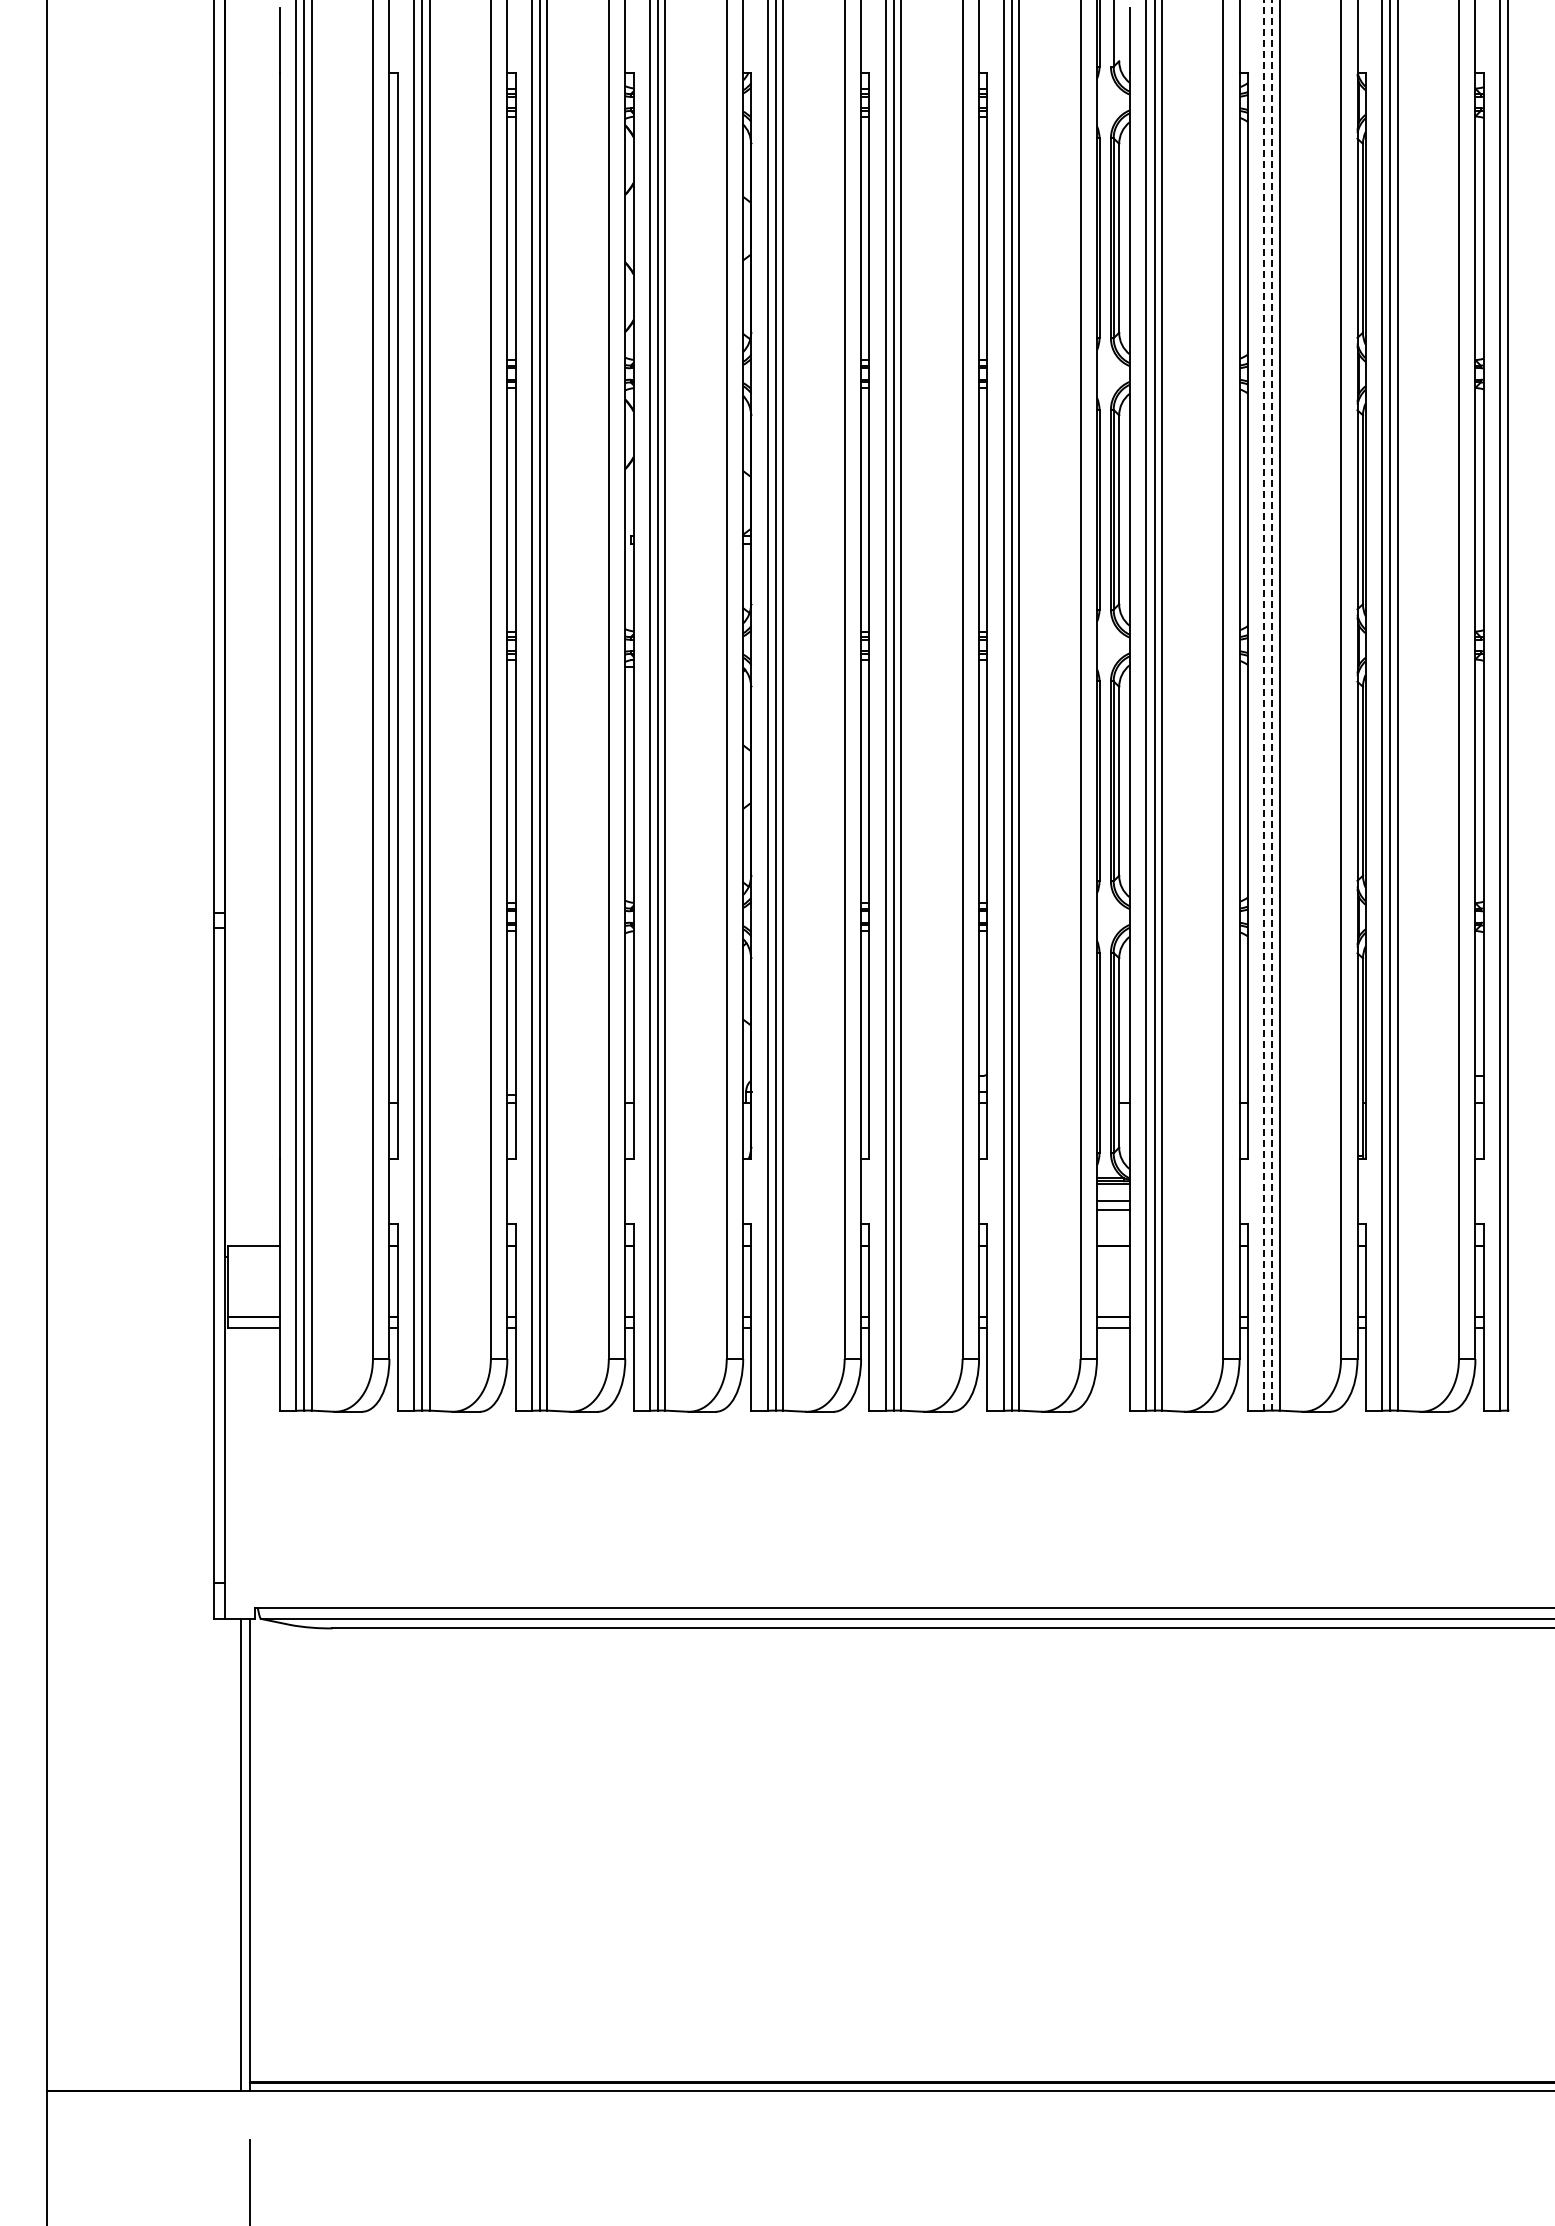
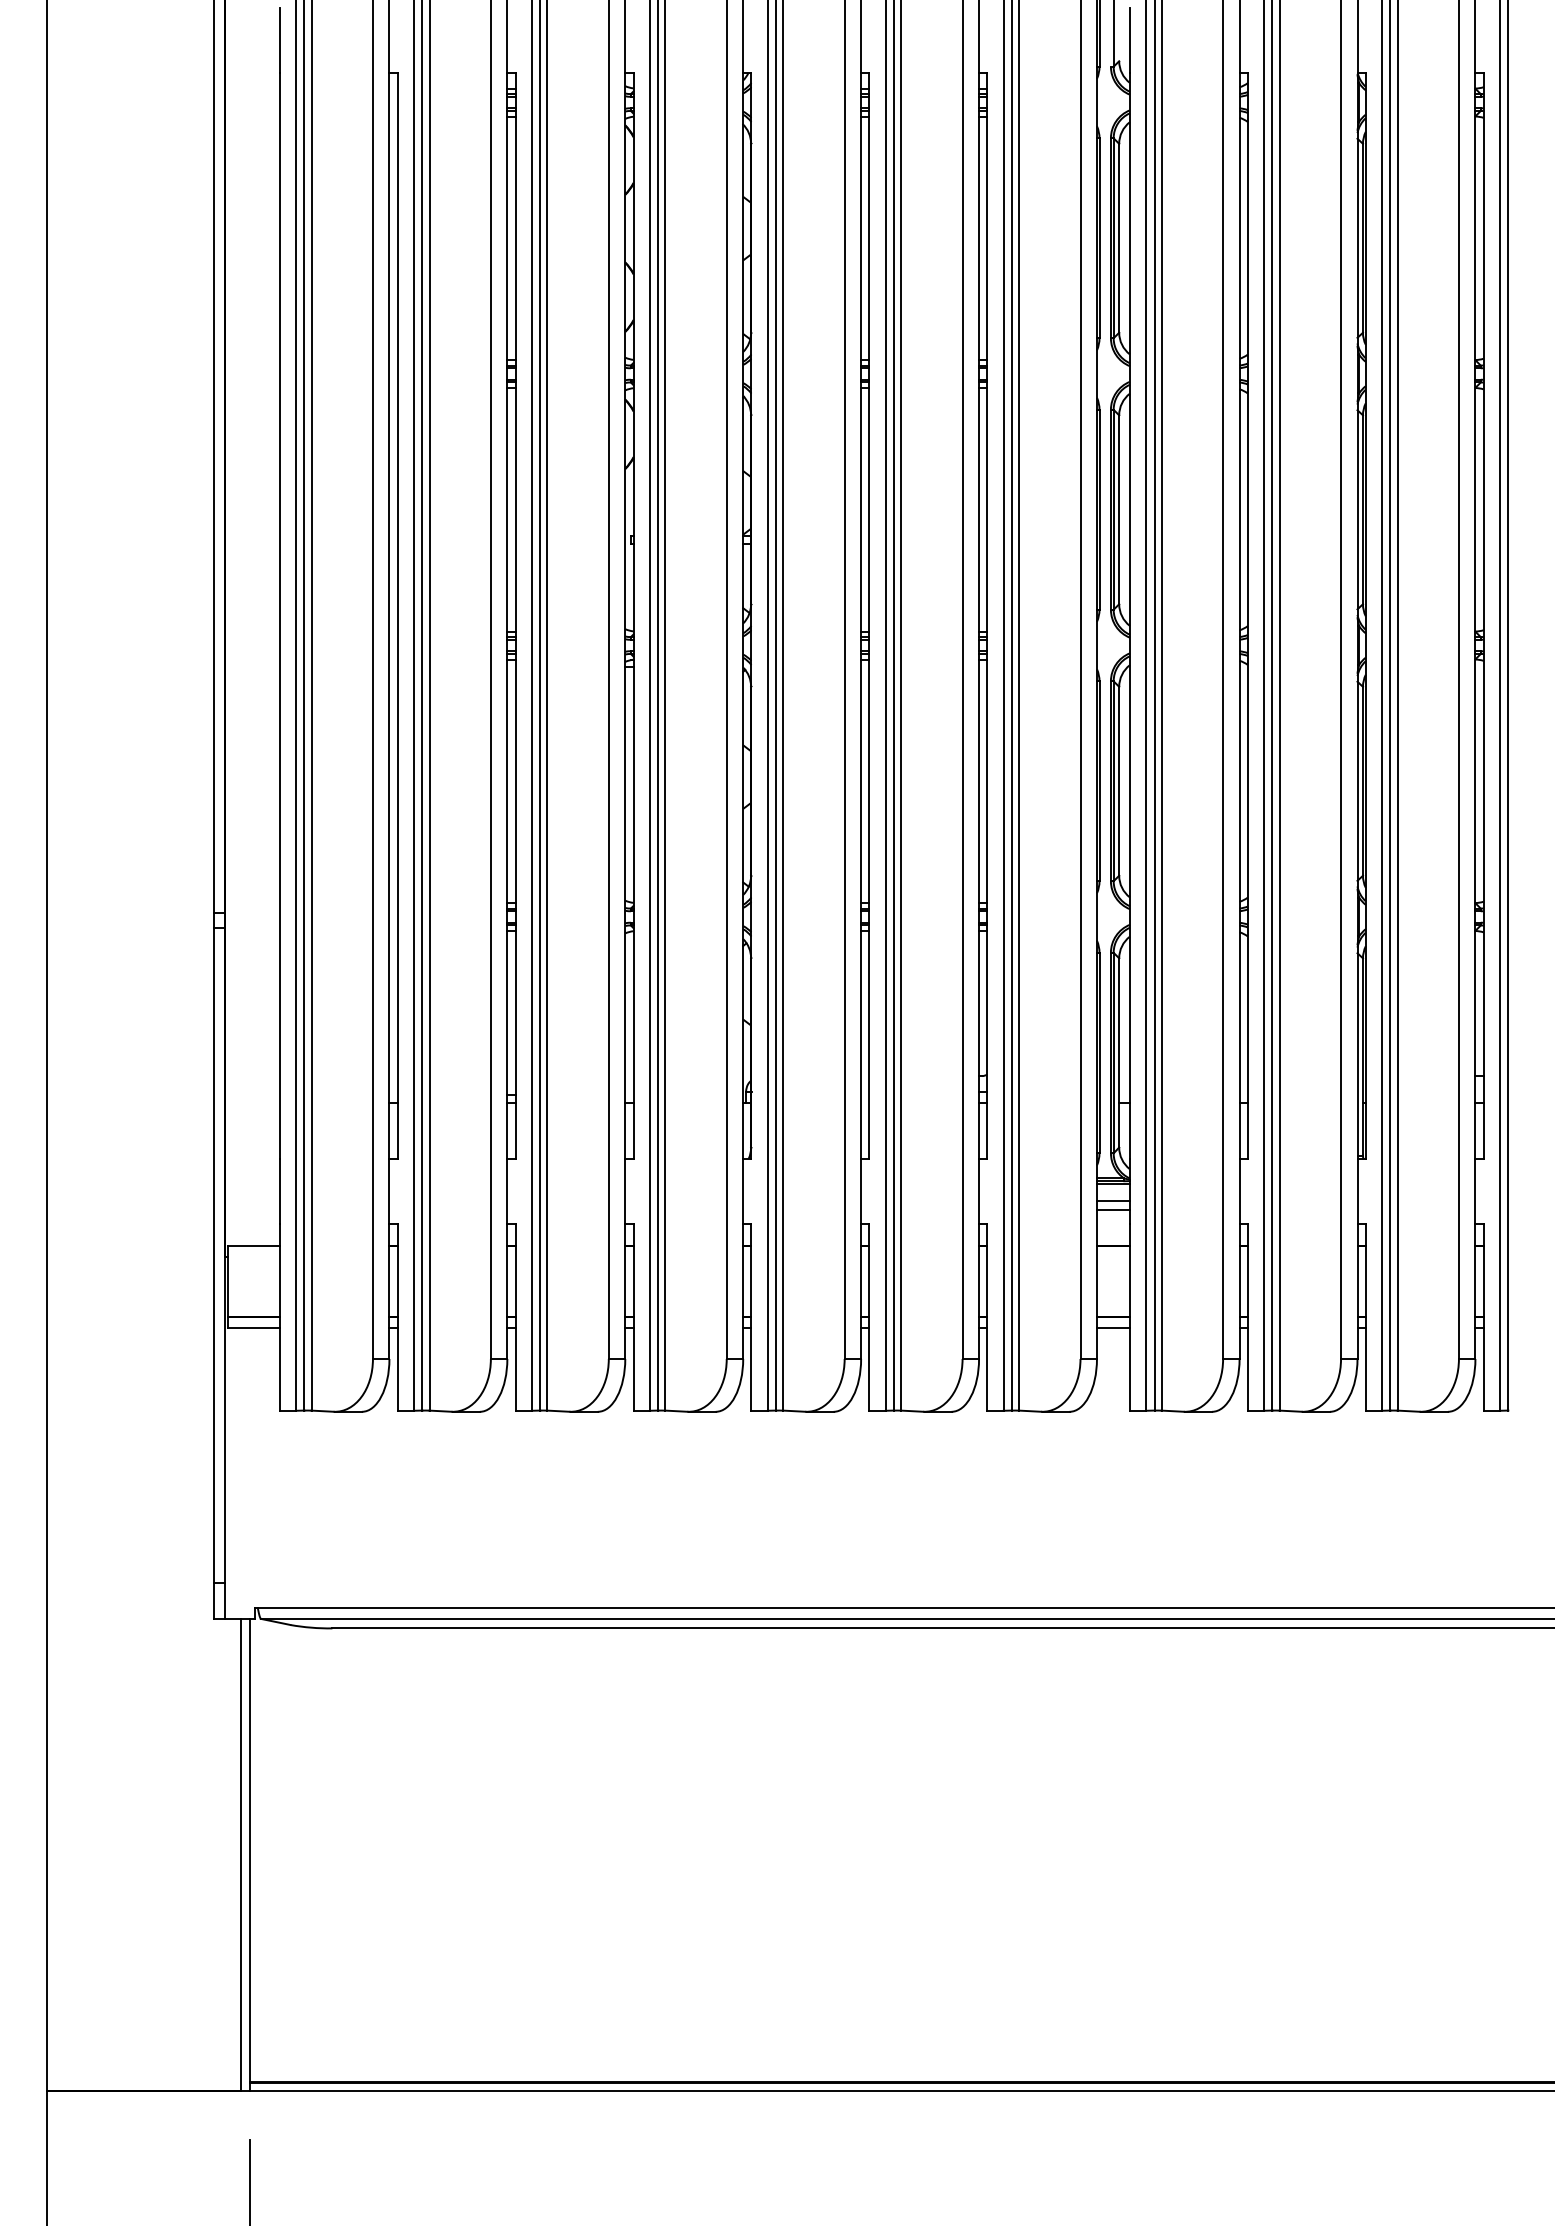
line: dashed -> solid (1264, 705)
line: dashed -> solid (1272, 705)
